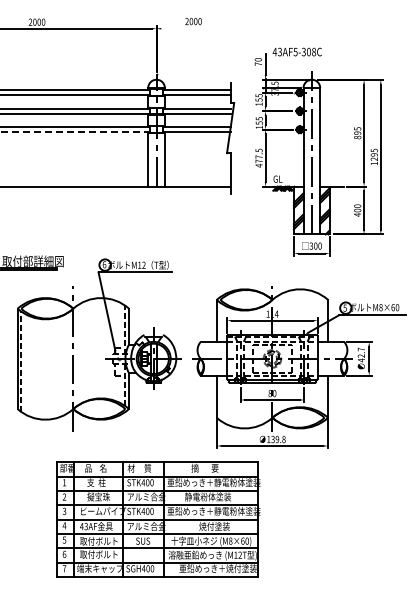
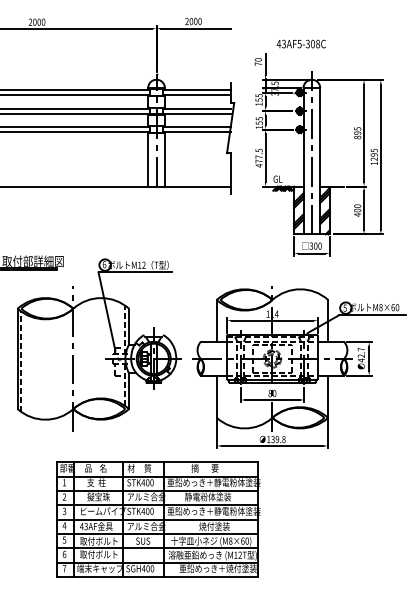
line: none -> present (195, 28)
text position: (296, 51) -> (300, 43) (300, 43)
line: dashed -> solid (74, 132)
